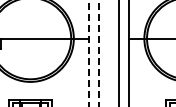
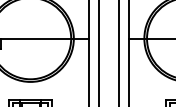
line: dashed -> solid (88, 53)
line: dashed -> solid (98, 53)
